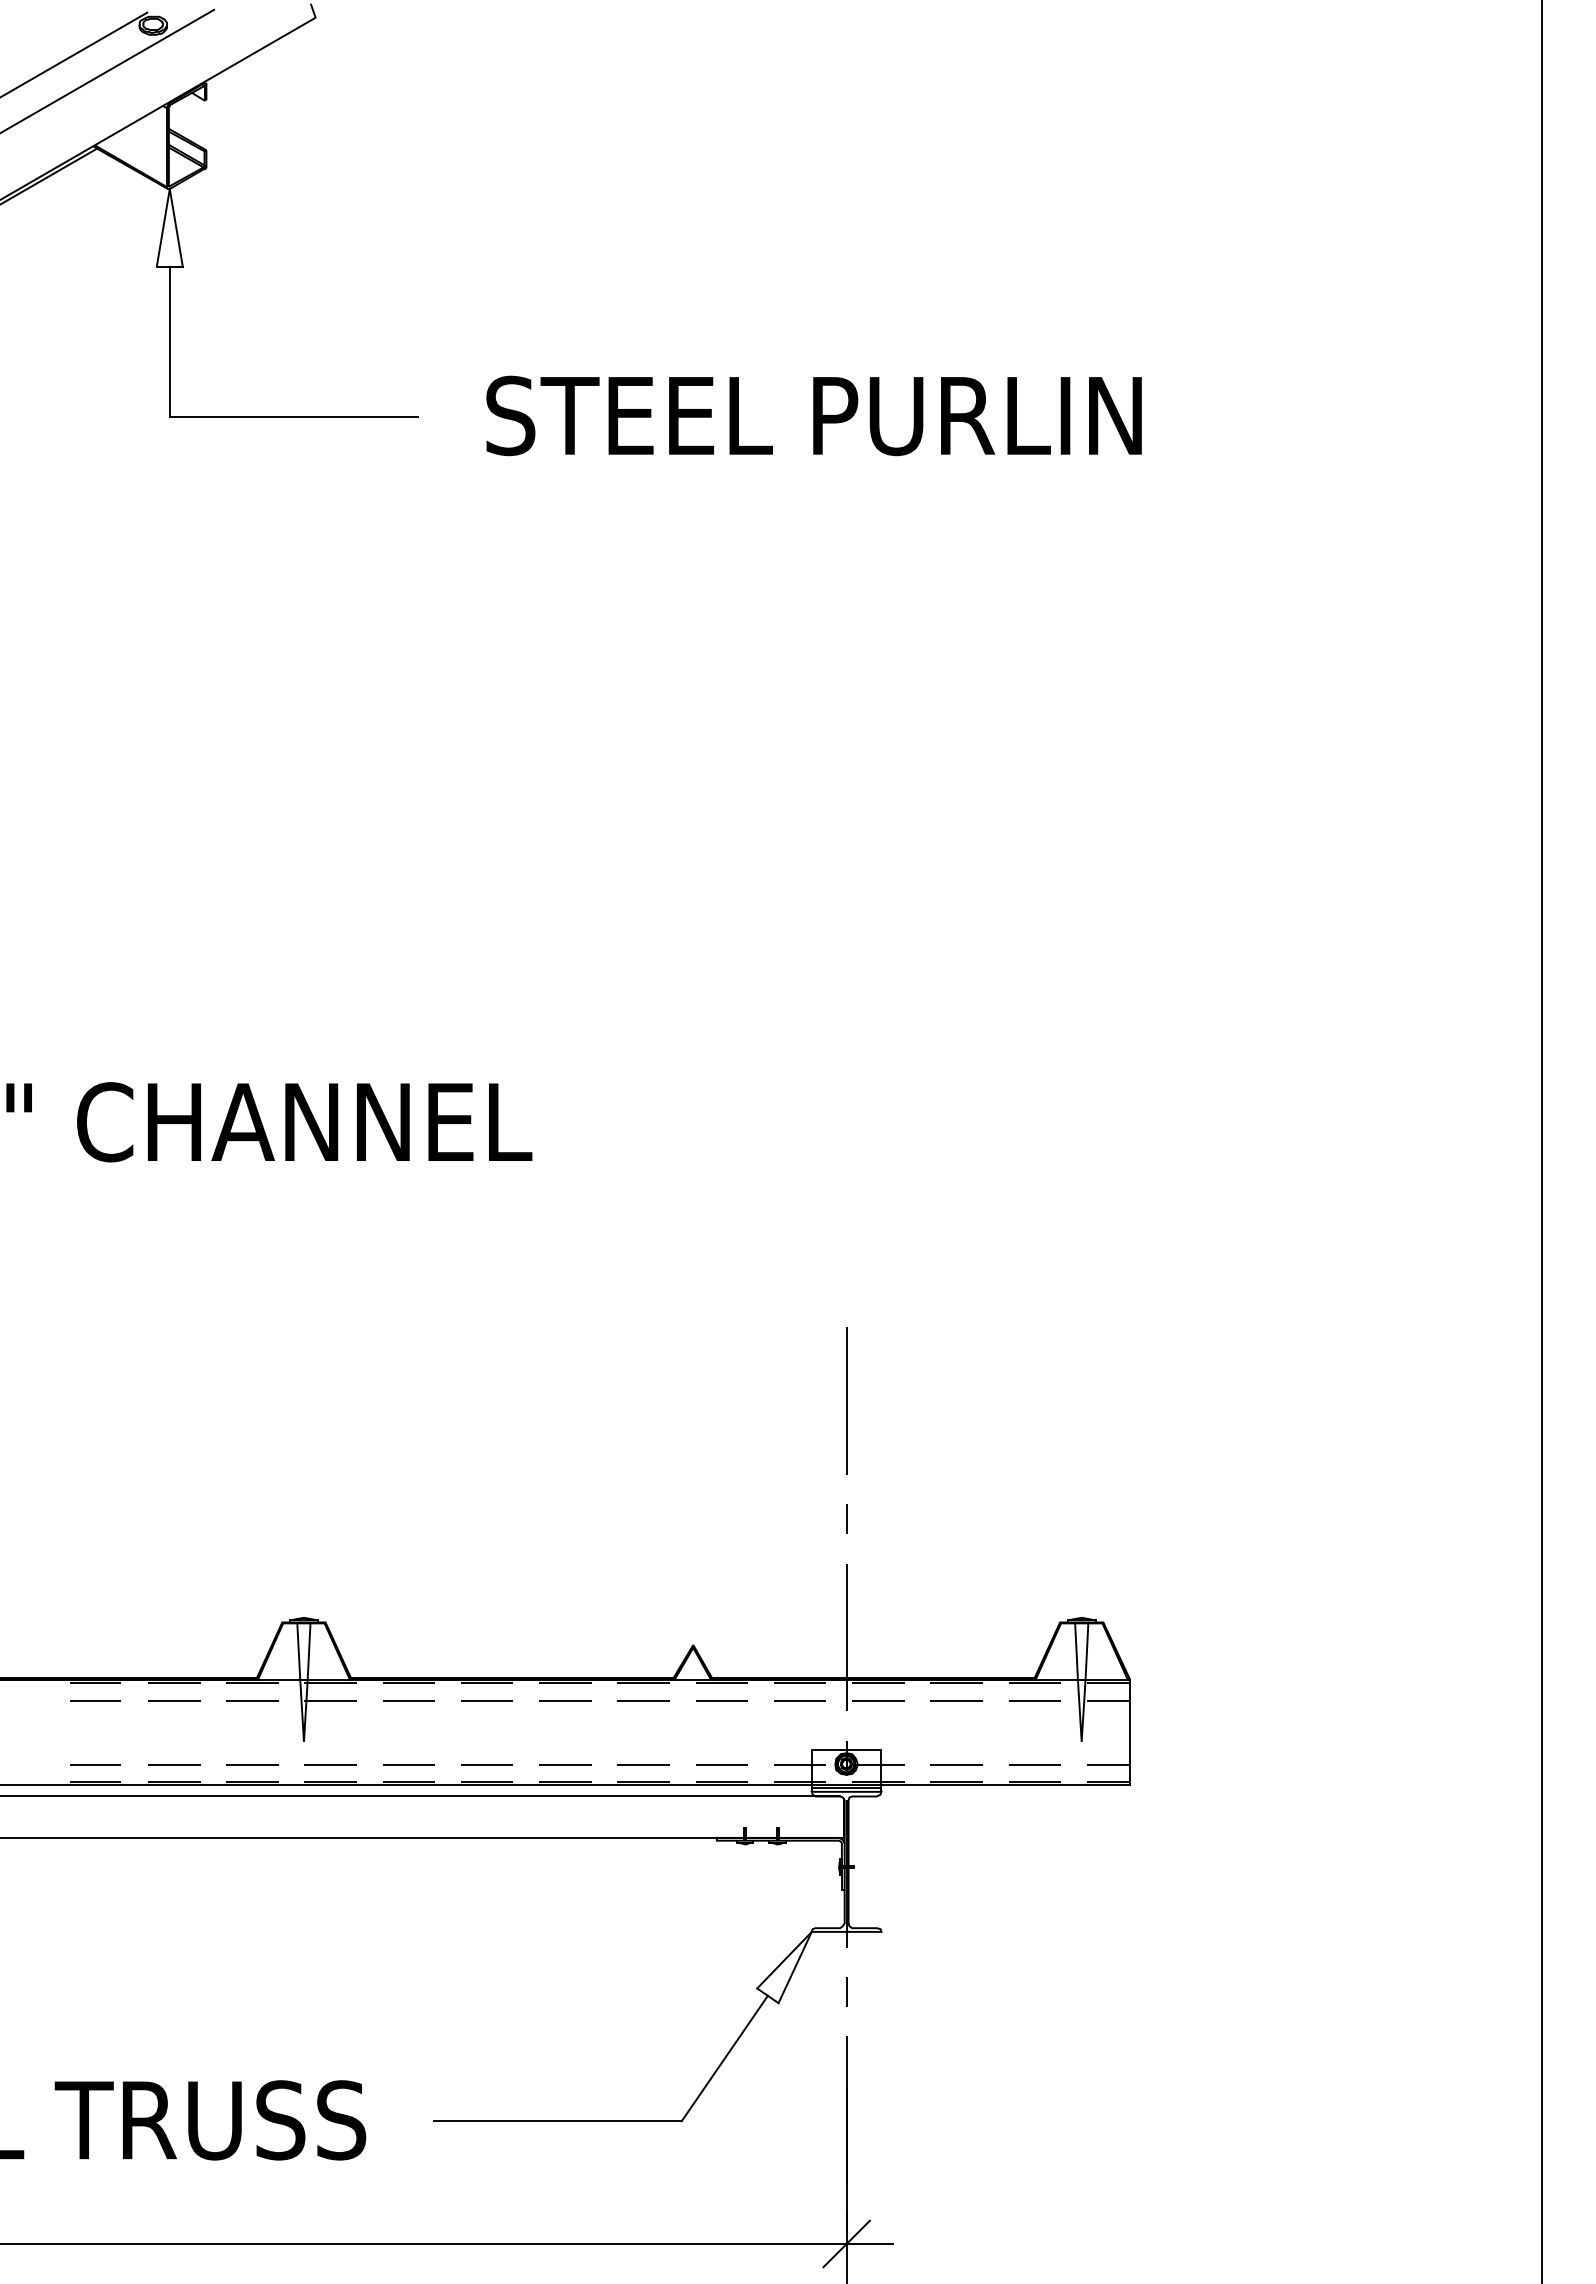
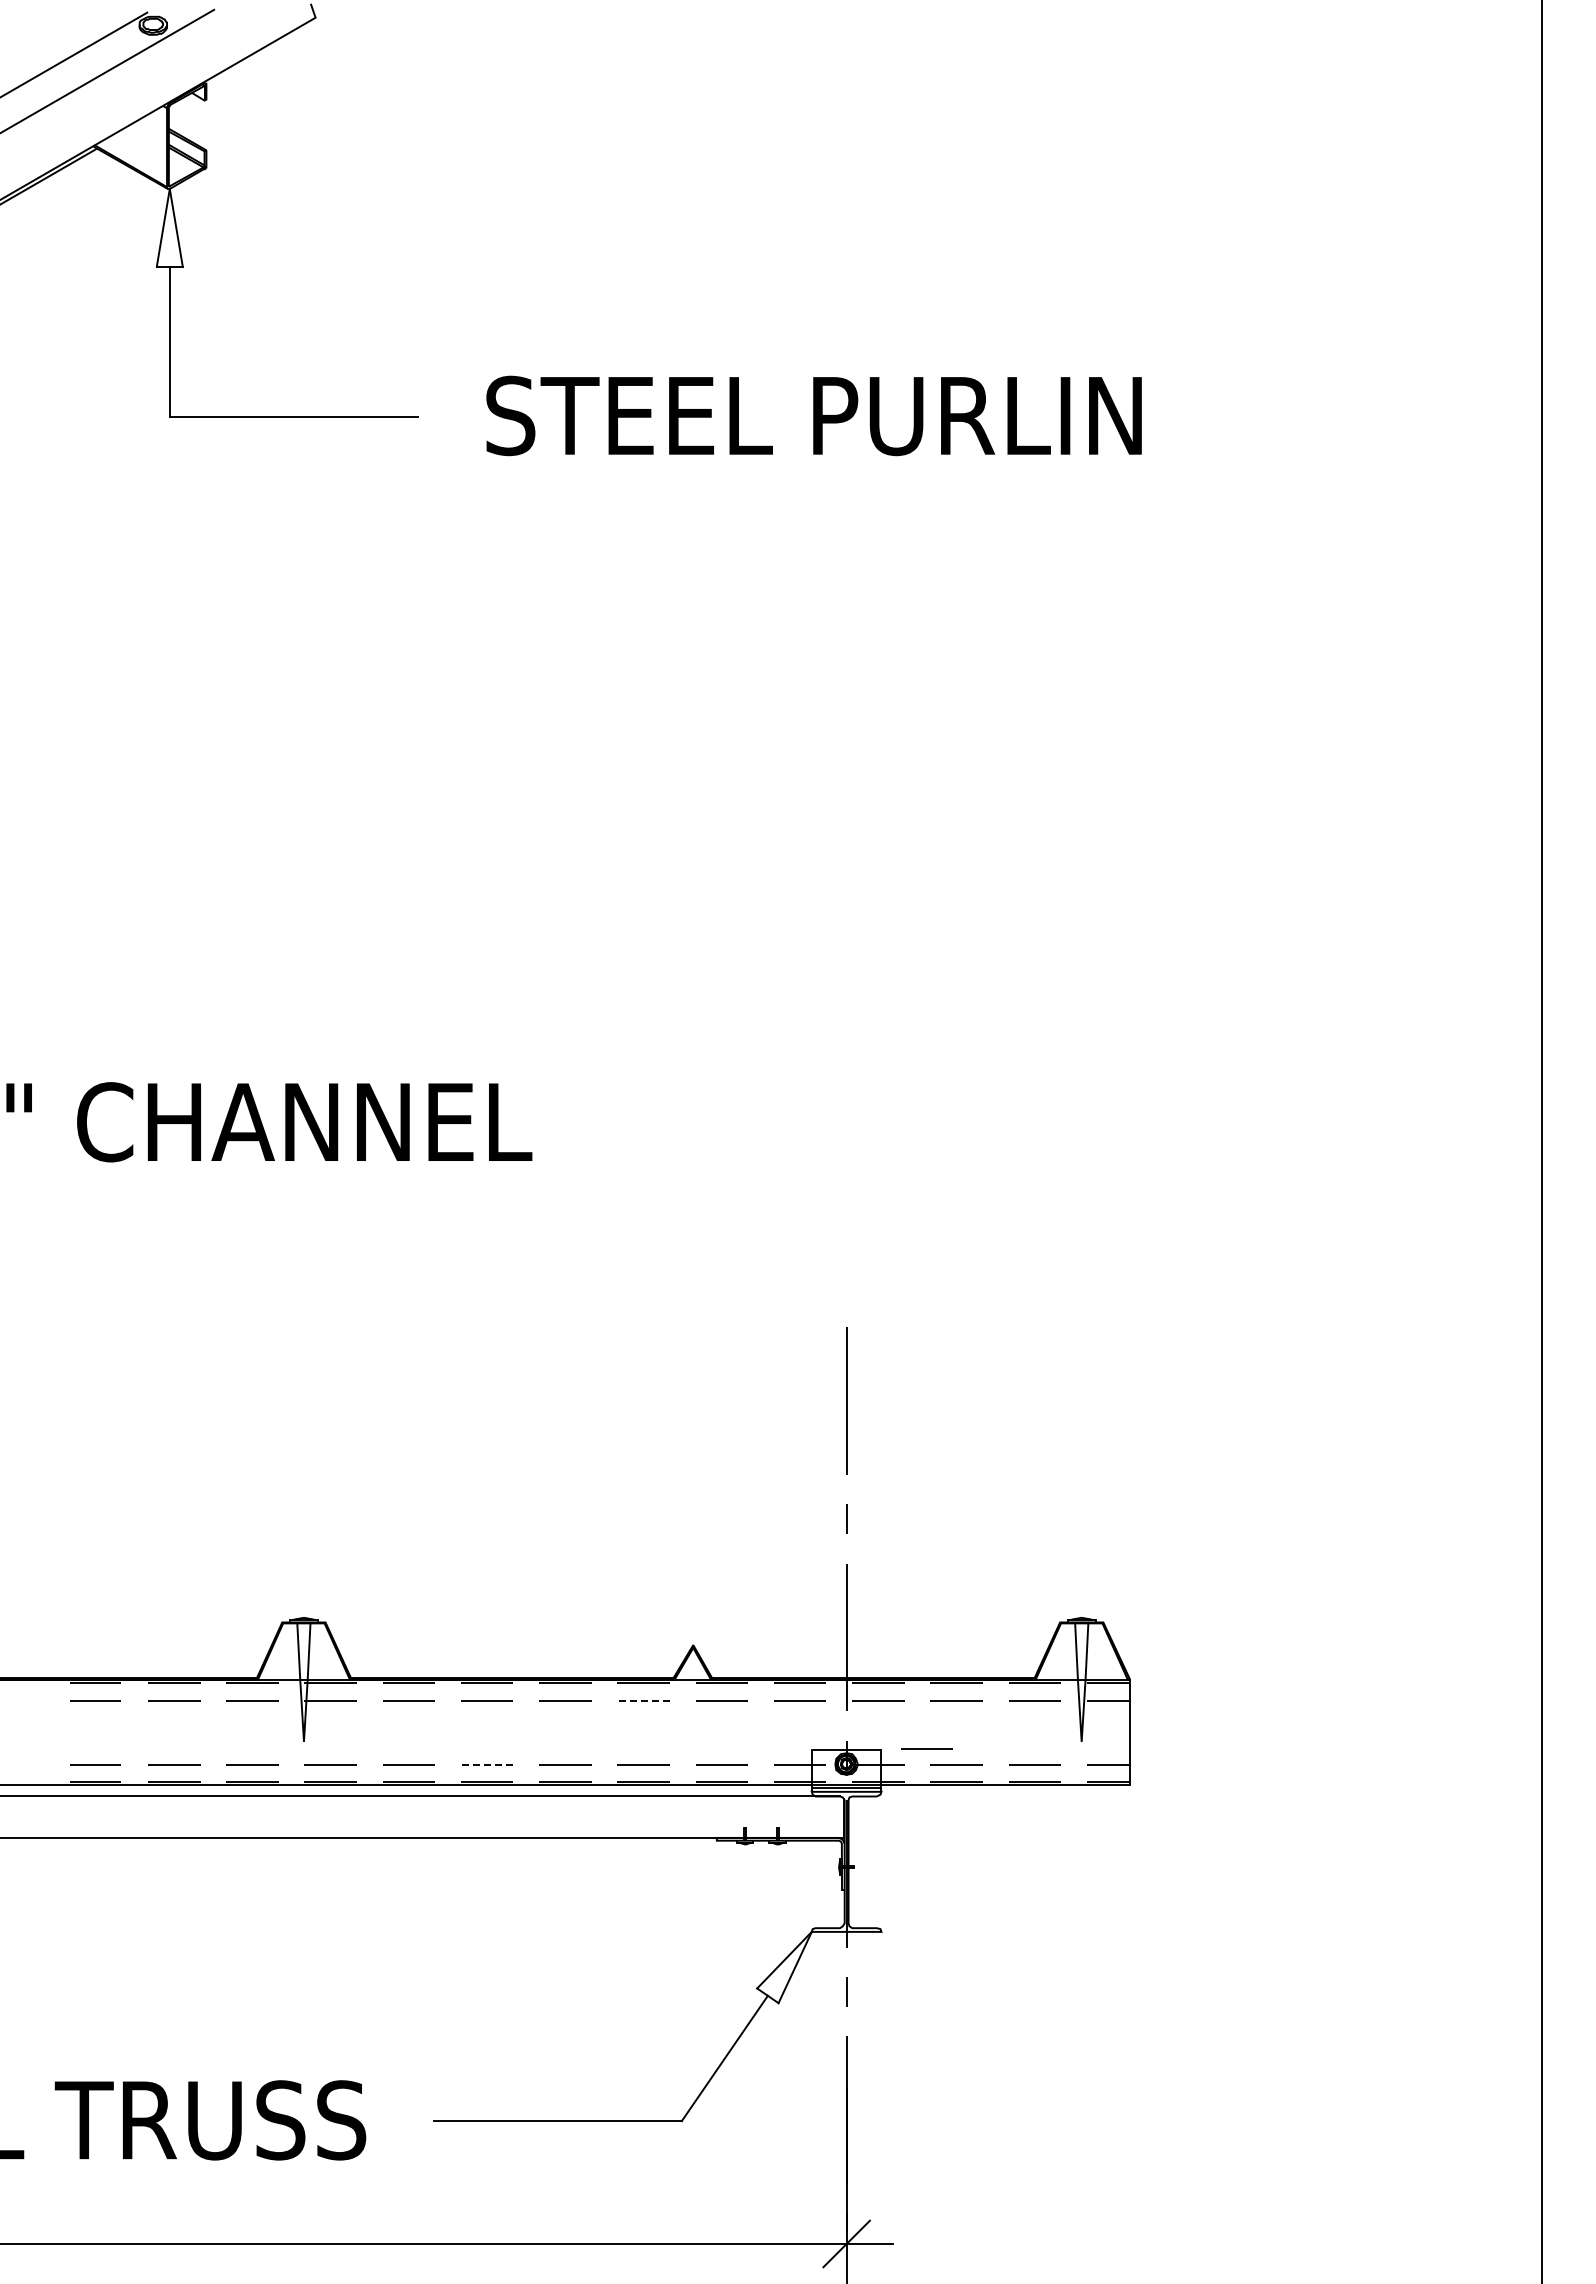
line: solid -> dashed (643, 1701)
line: none -> present (926, 1748)
line: solid -> dashed (486, 1764)
